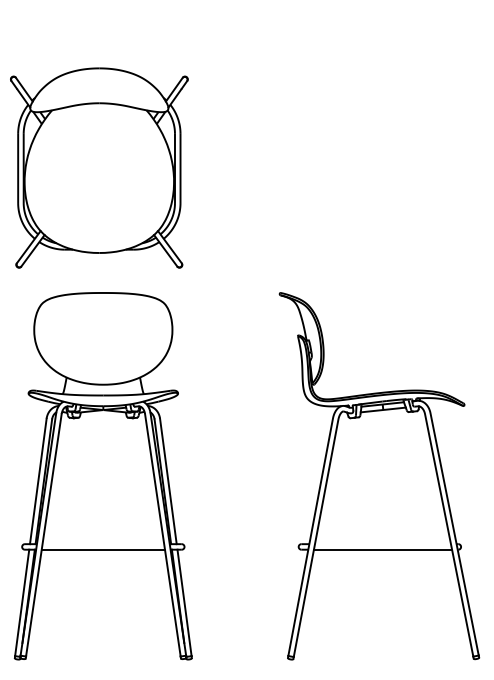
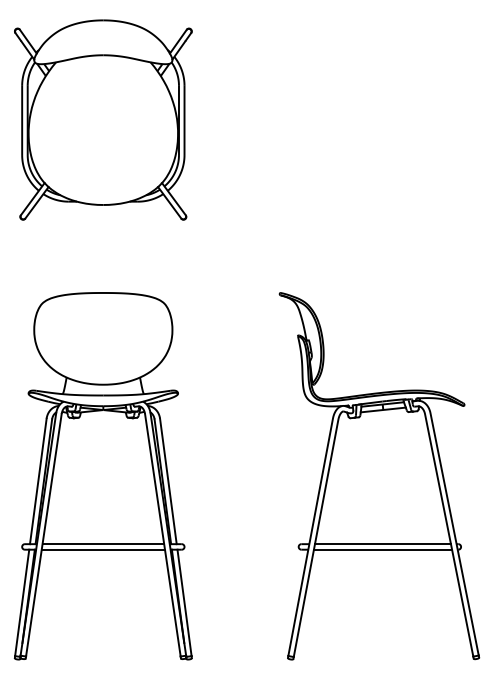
part position: (99, 167) -> (103, 119) (103, 119)
line: none -> present (103, 544)
line: none -> present (382, 544)
